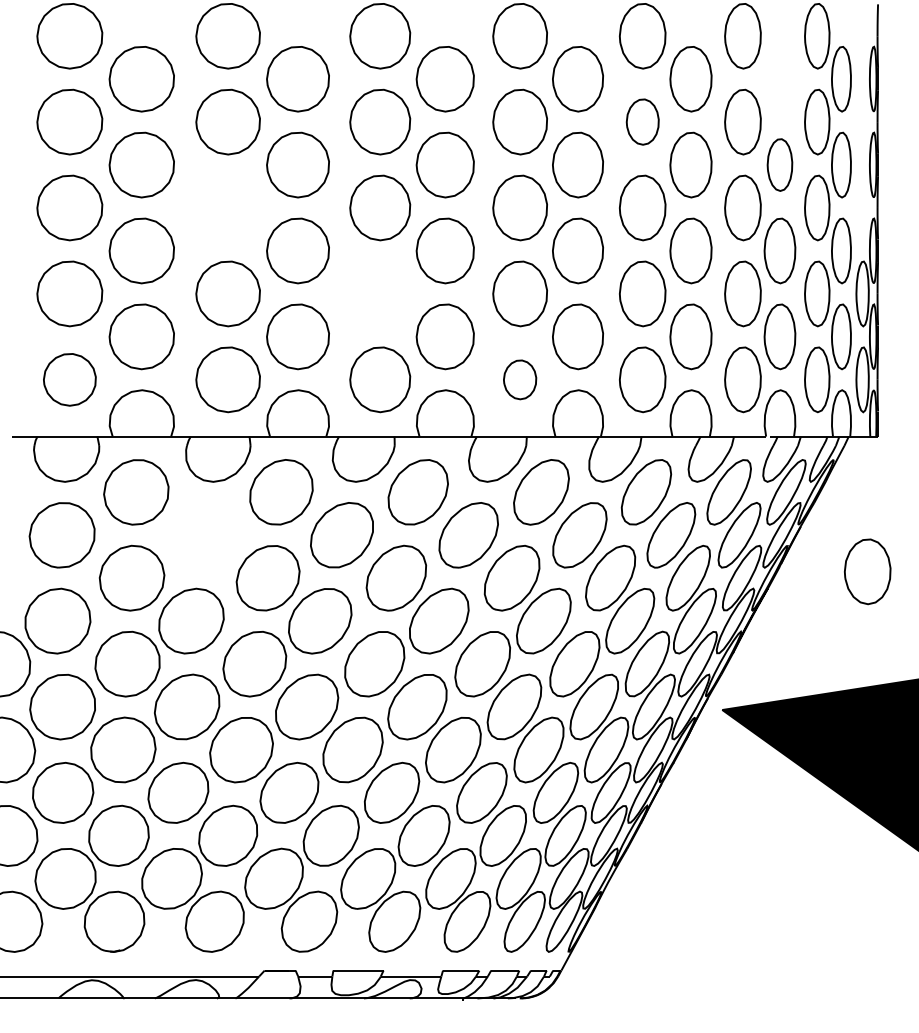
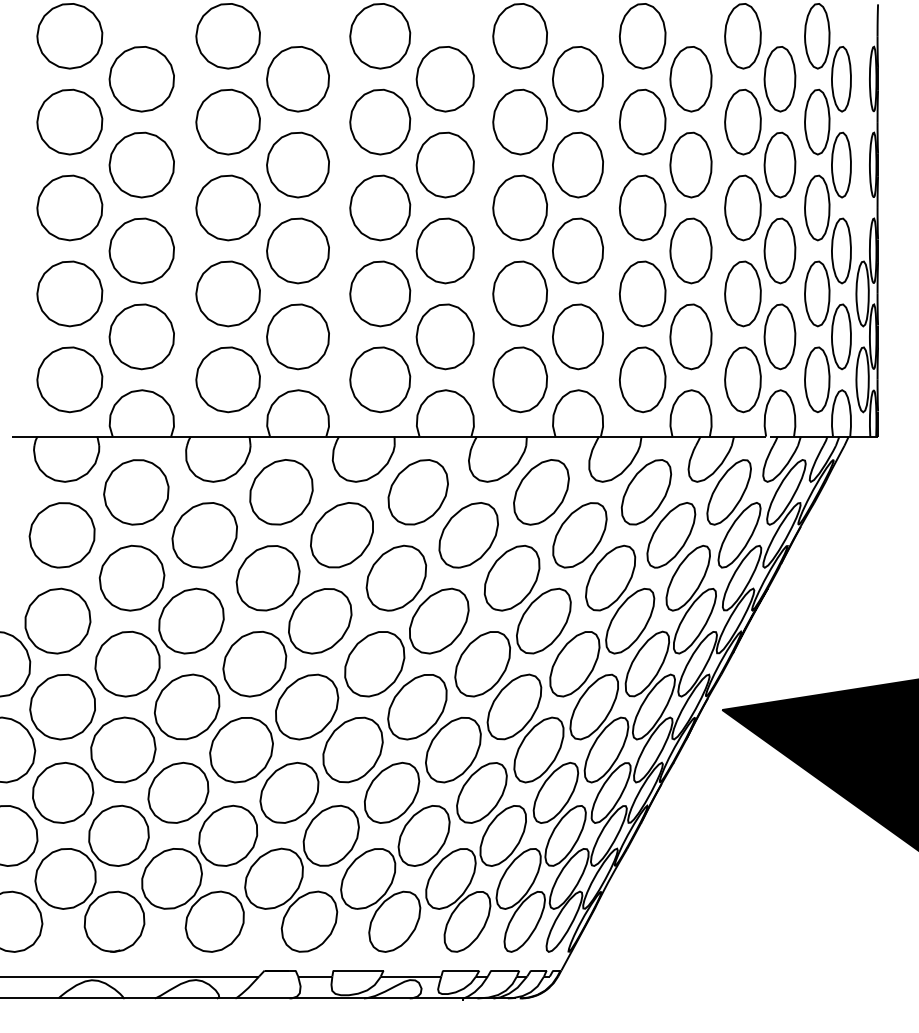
part: none -> present (779, 79)
part size: 35x48 px -> 48x68 px (642, 121)
part size: 28x54 px -> 34x68 px (779, 164)
part: none -> present (227, 207)
part: none -> present (380, 293)
part size: 54x54 px -> 68x68 px (69, 379)
part size: 35x42 px -> 56x68 px (519, 379)
part: none -> present (204, 535)
part: present -> none (867, 571)
